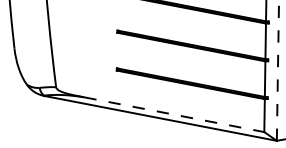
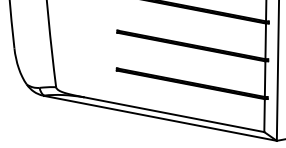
line: dashed -> solid (277, 70)
line: dashed -> solid (174, 114)
